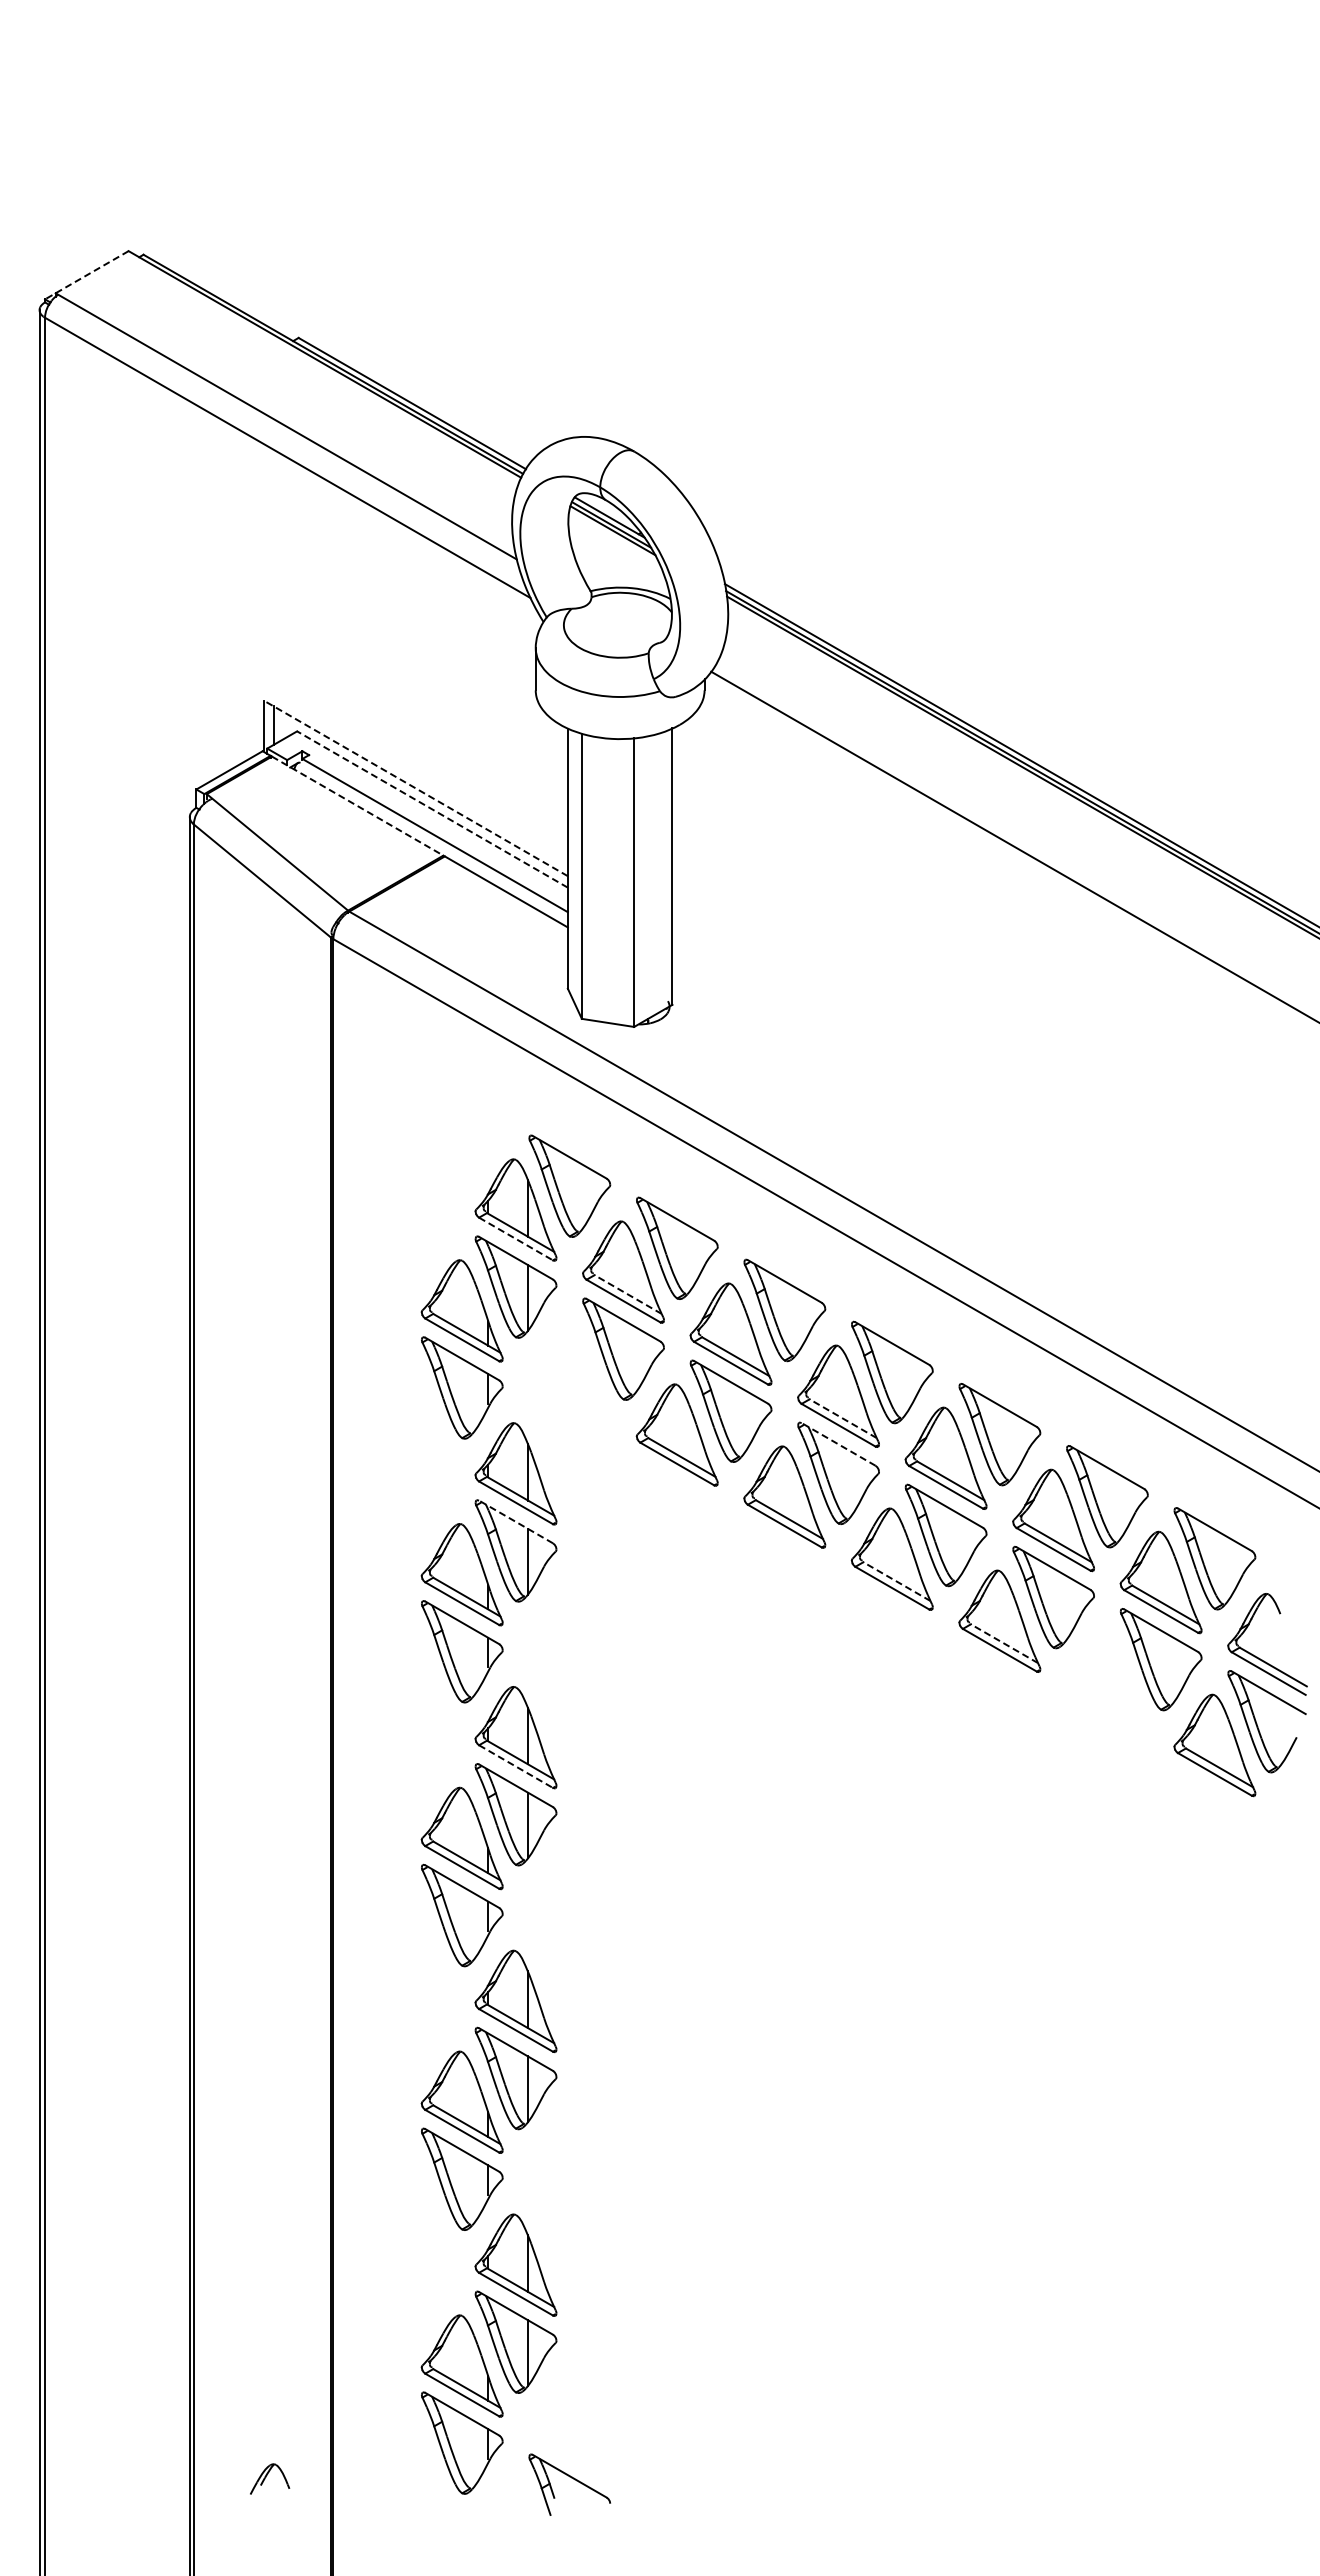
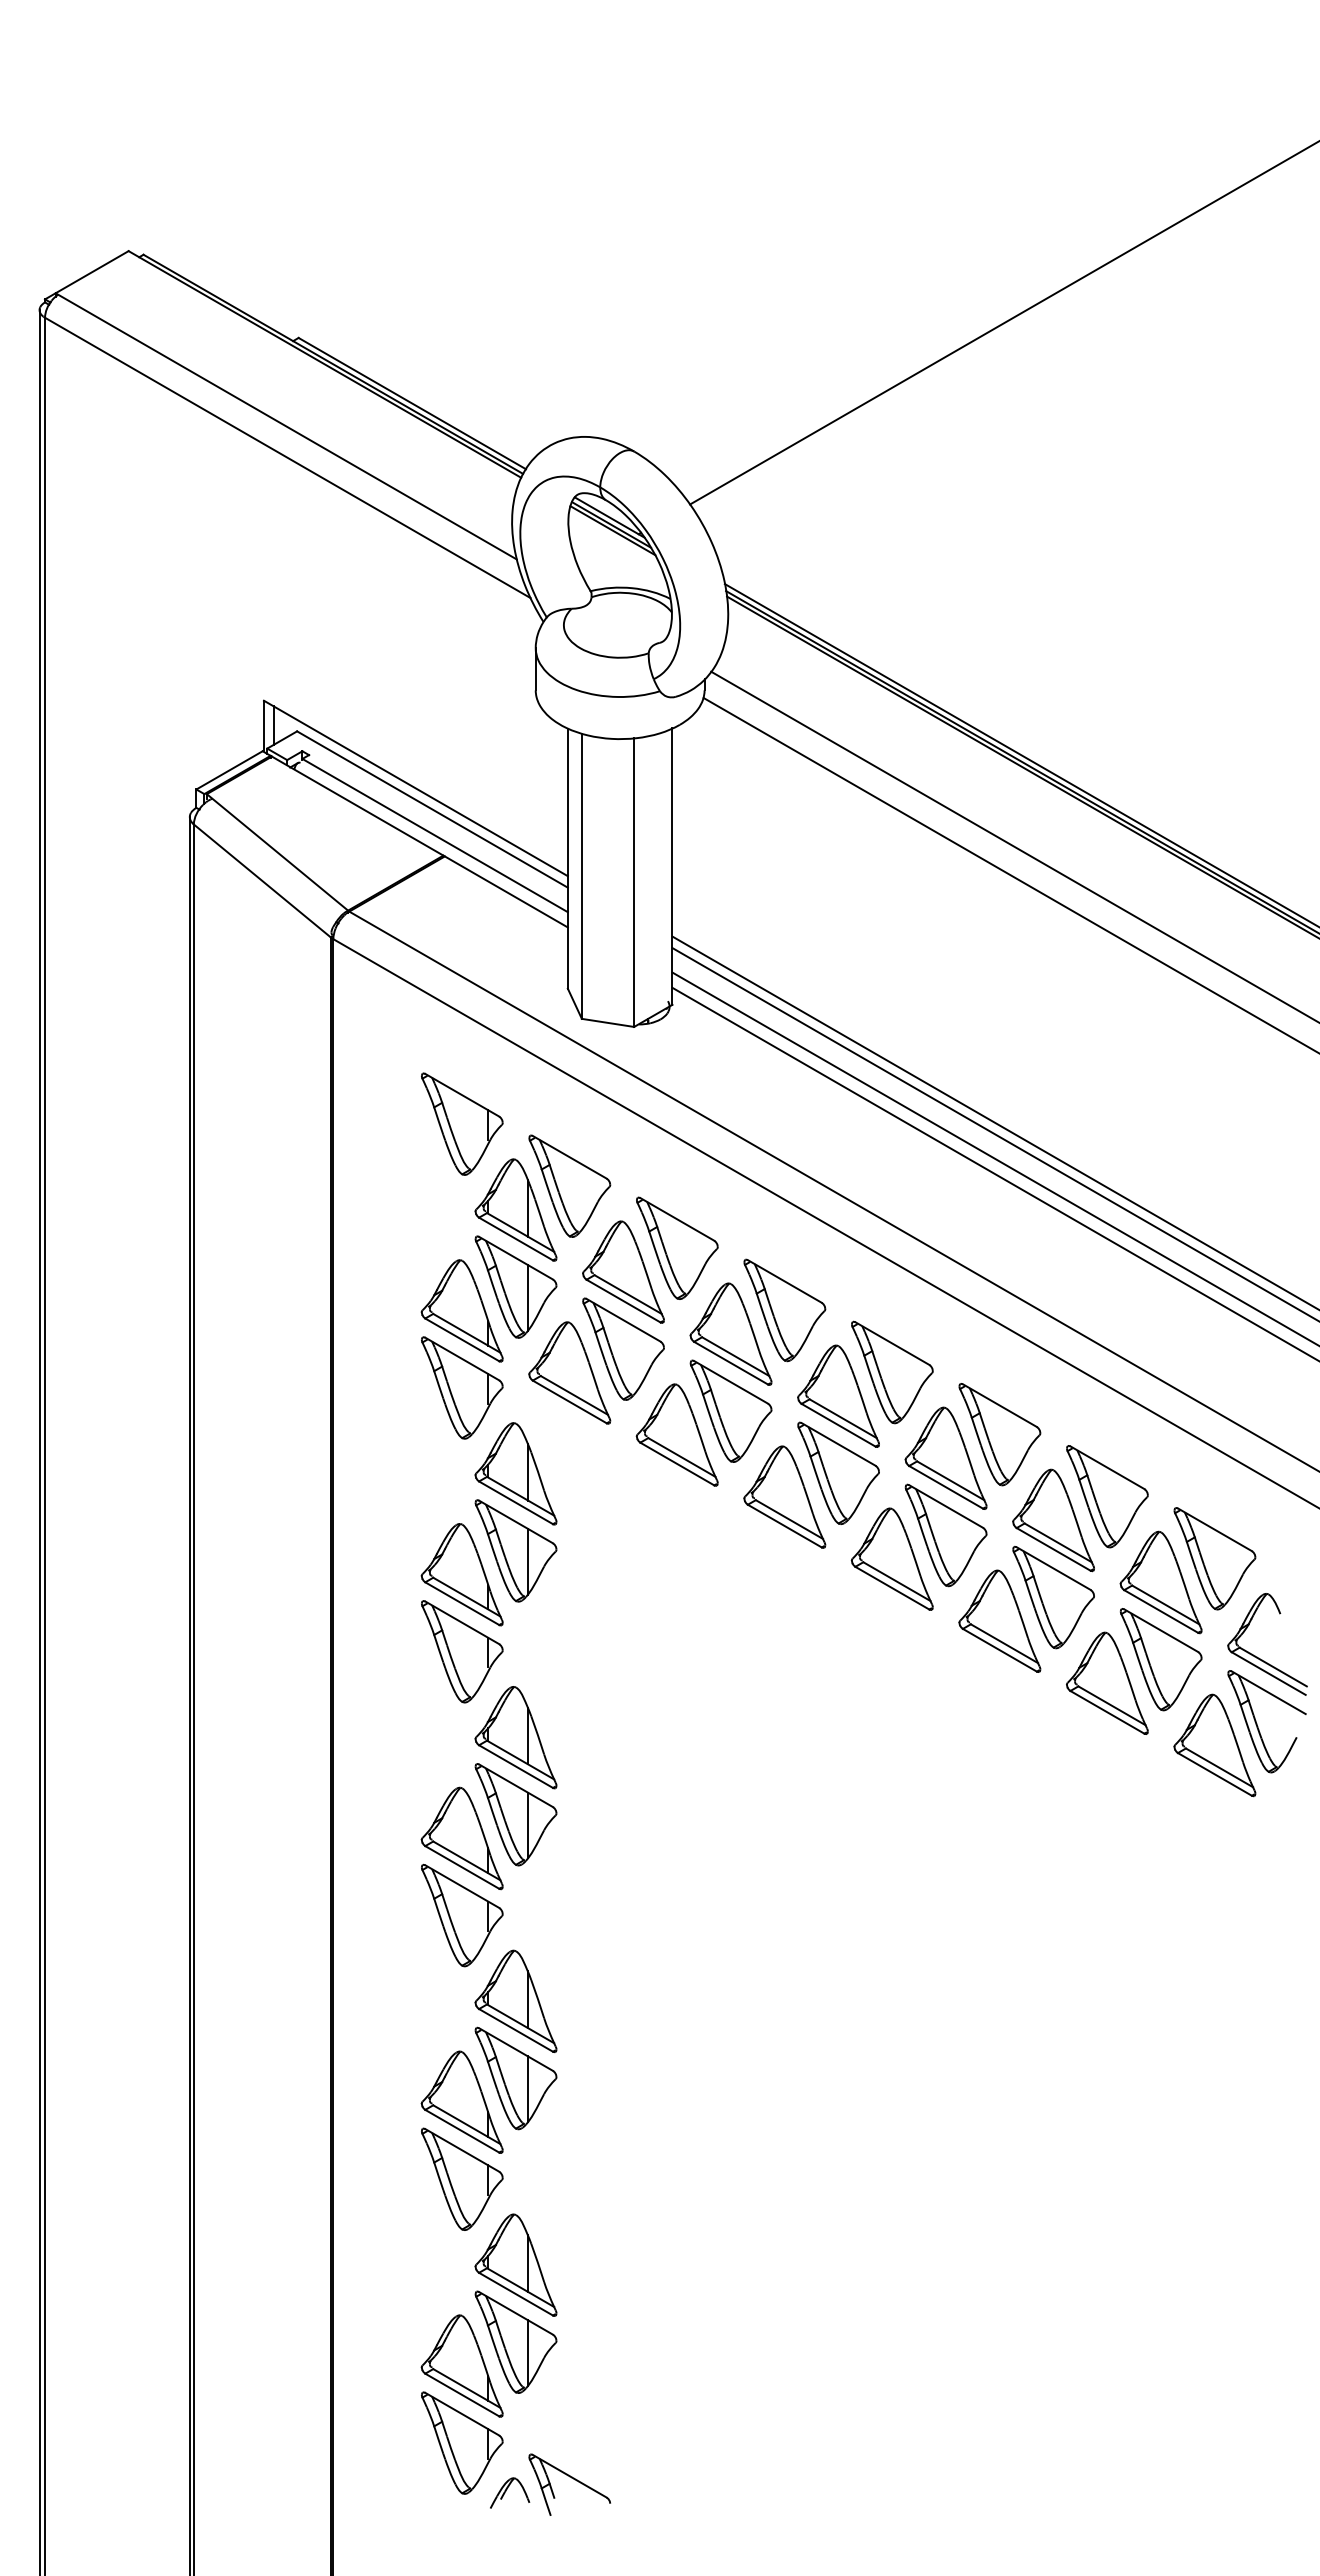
line: dashed -> solid (86, 275)
line: none -> present (1003, 323)
line: dashed -> solid (415, 788)
line: dashed -> solid (358, 806)
line: dashed -> solid (432, 809)
line: none -> present (1009, 874)
line: none -> present (994, 1122)
part: none -> present (462, 1123)
line: none -> present (994, 1133)
line: none -> present (994, 1158)
line: none -> present (994, 1173)
line: dashed -> solid (516, 1239)
line: dashed -> solid (628, 1294)
part: none -> present (569, 1372)
line: dashed -> solid (843, 1418)
line: dashed -> solid (838, 1444)
line: dashed -> solid (516, 1521)
line: dashed -> solid (896, 1581)
line: dashed -> solid (1004, 1643)
part: none -> present (1107, 1682)
line: dashed -> solid (516, 1766)
part position: (270, 2478) -> (510, 2492) (510, 2492)
